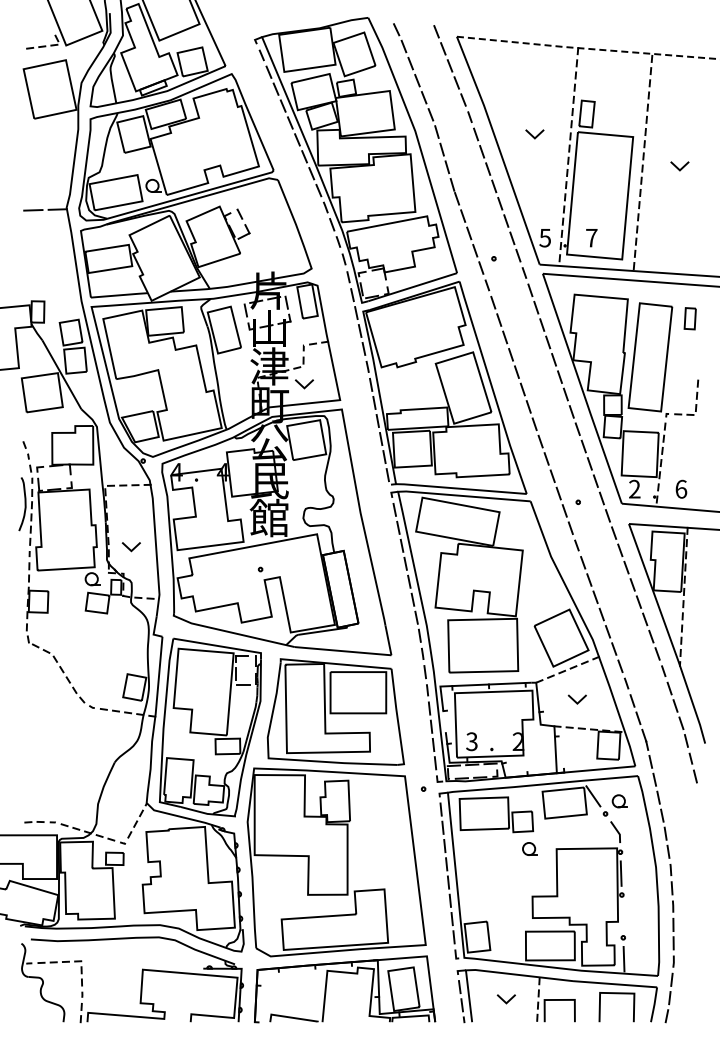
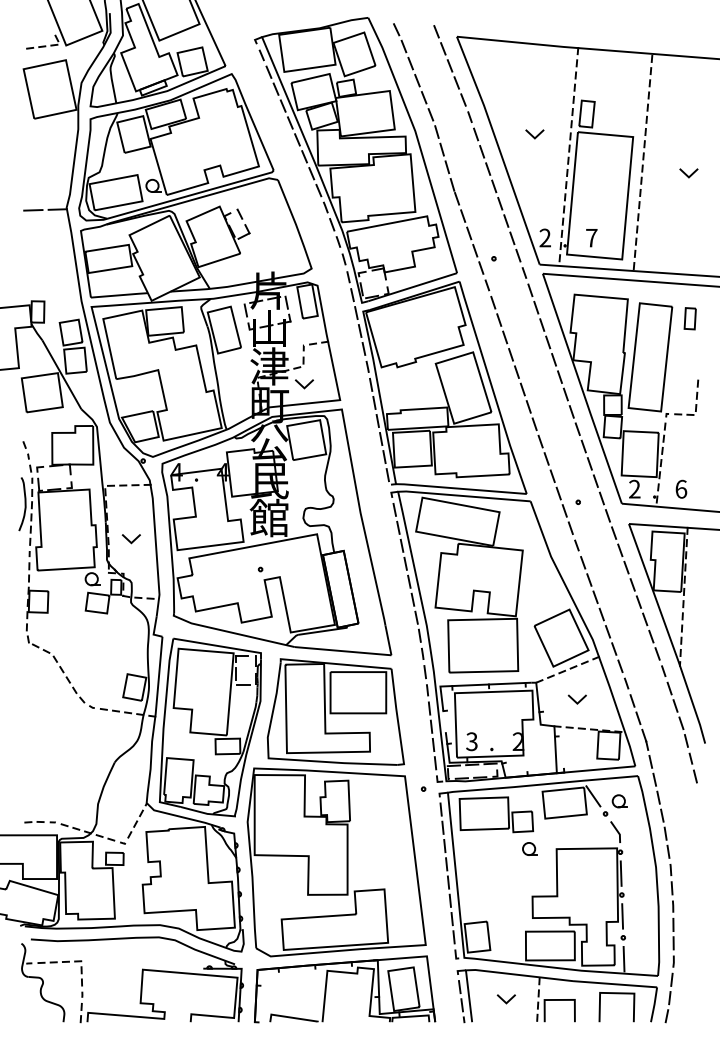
line: dashed -> solid (588, 48)
line position: (678, 167) -> (687, 174) (687, 174)
text: 5 -> 2 (544, 237)
line position: (129, 547) -> (129, 539) (129, 539)
line: none -> present (622, 916)
